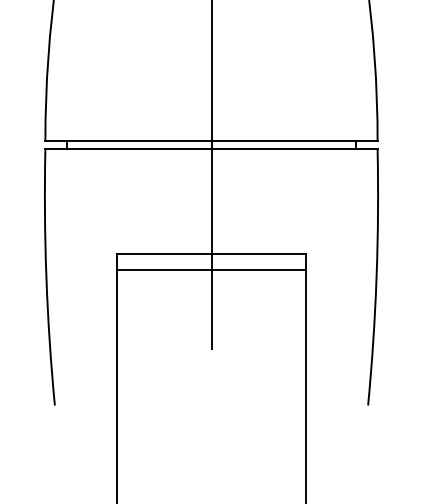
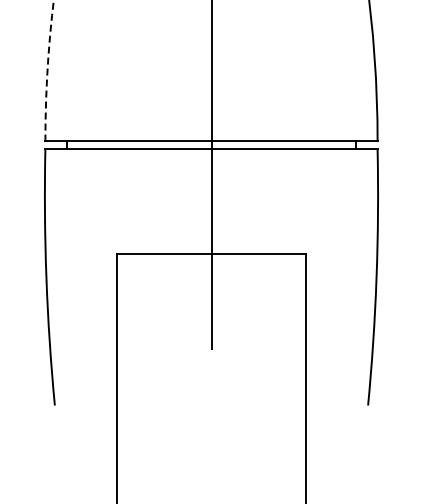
arc: solid -> dashed (47, 71)
line: present -> none (211, 270)
